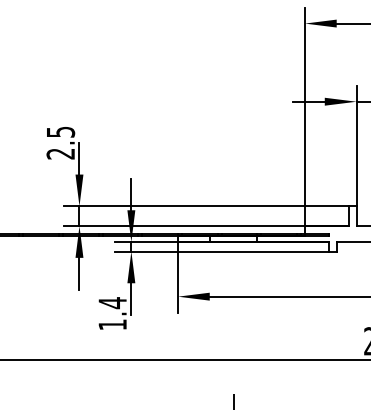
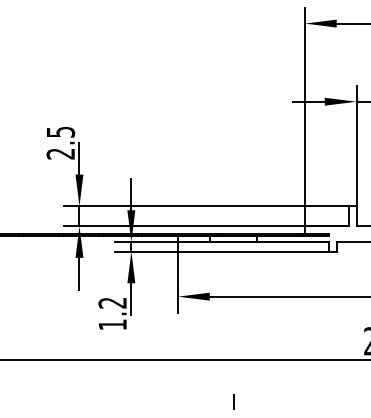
text: 1.4 -> 1.2 (112, 303)
